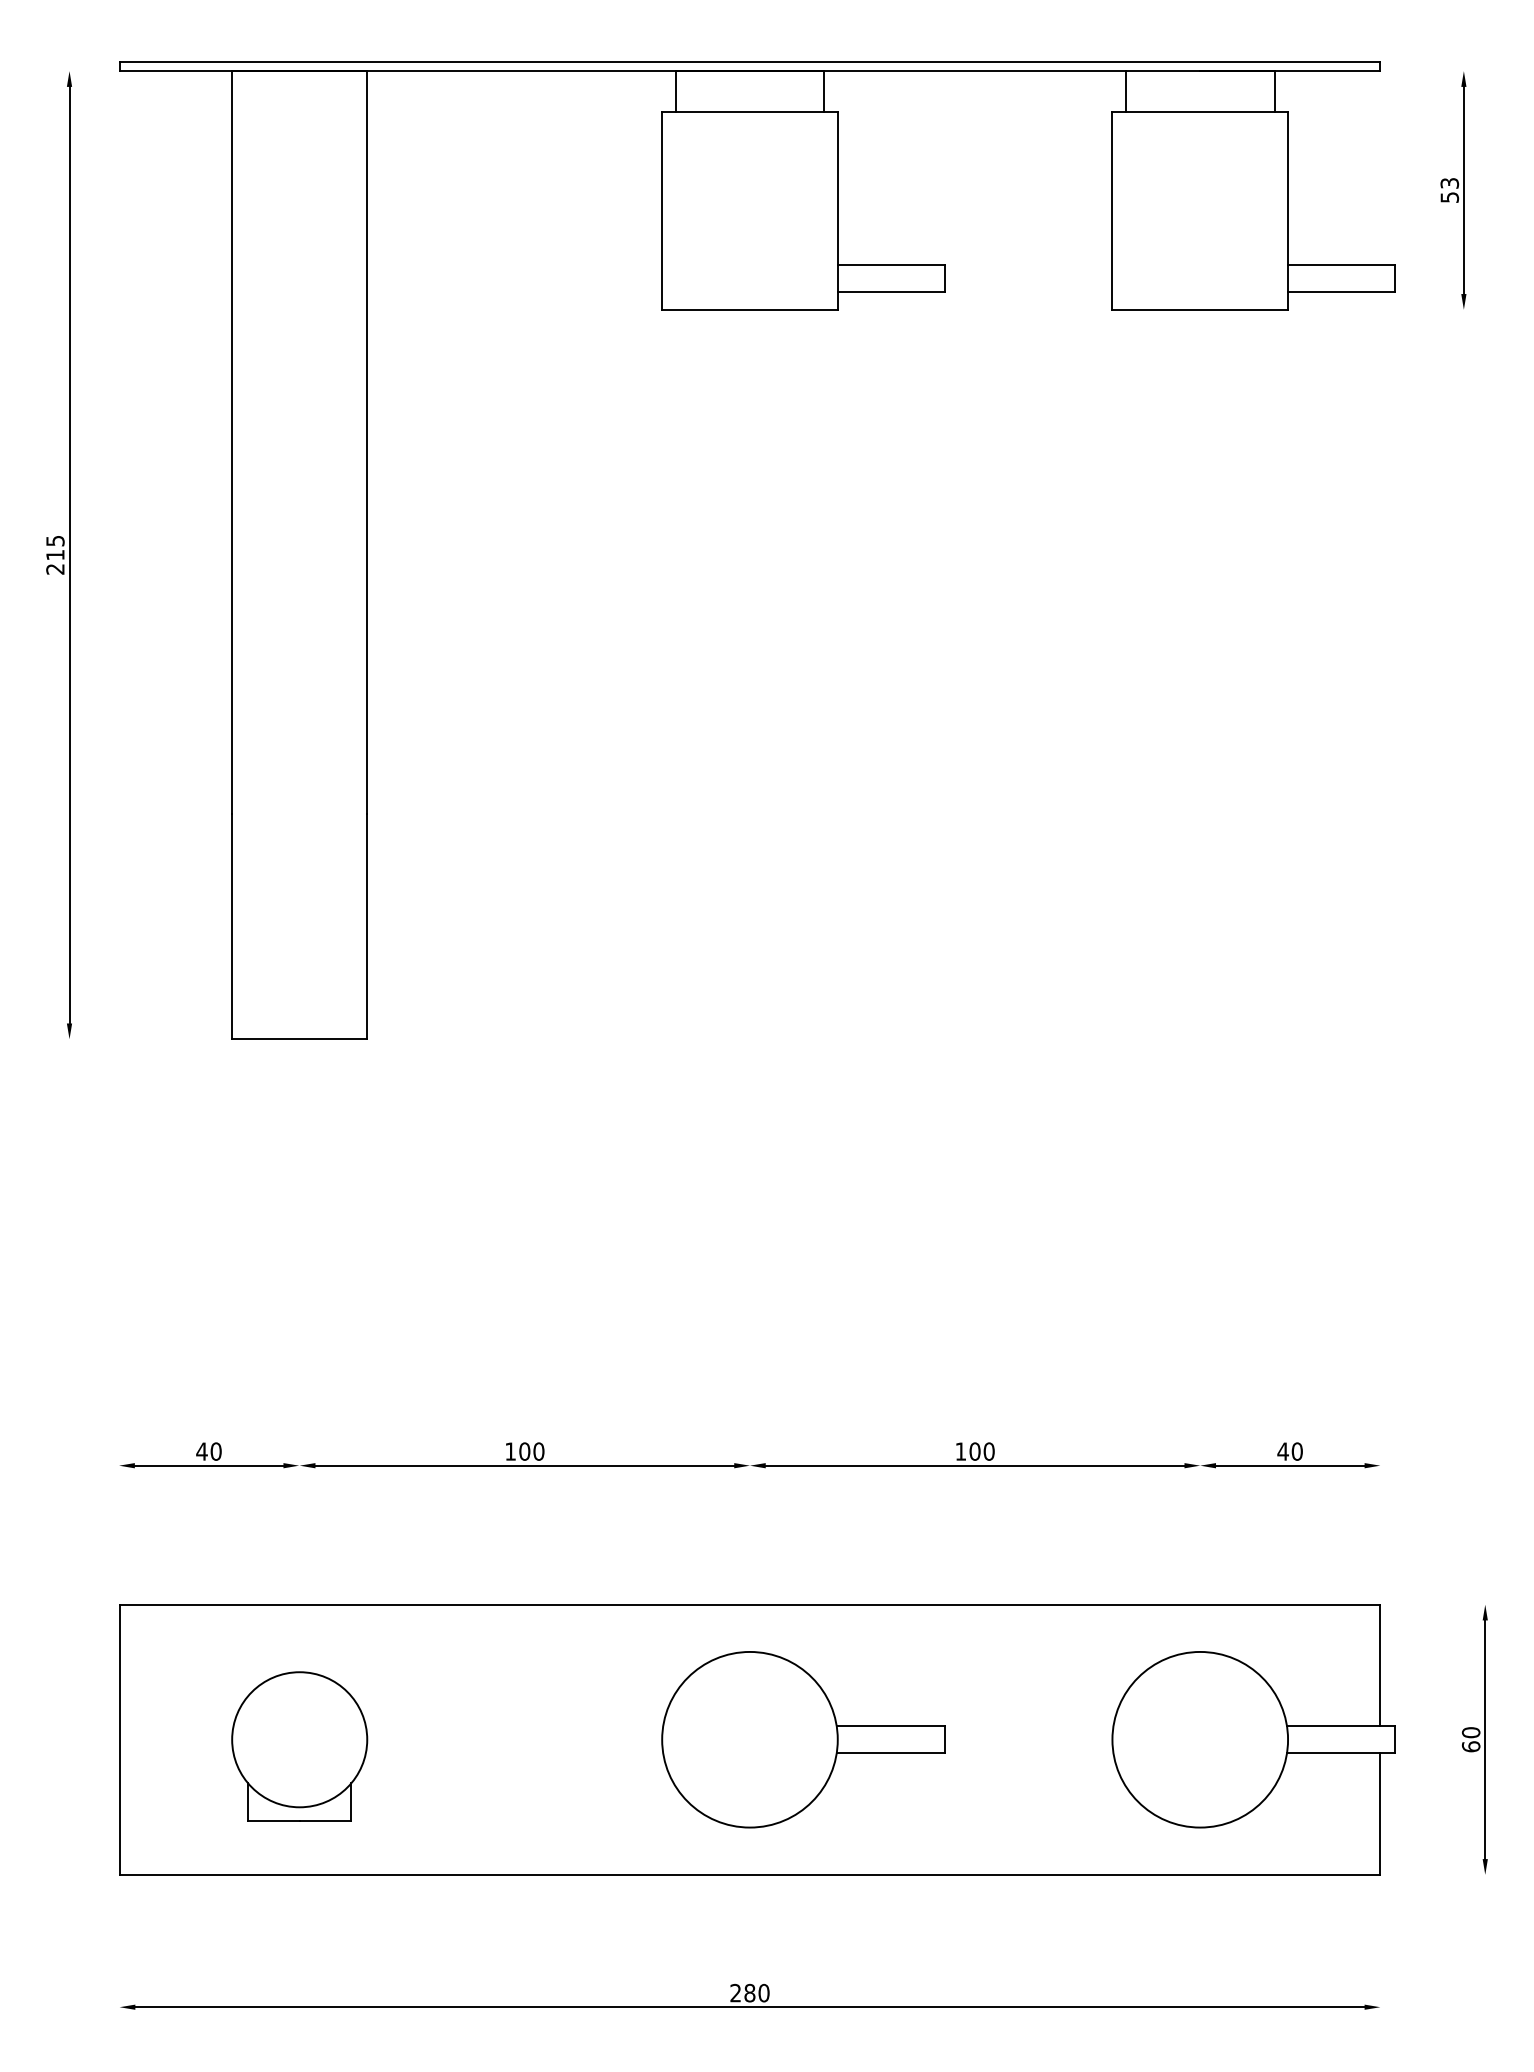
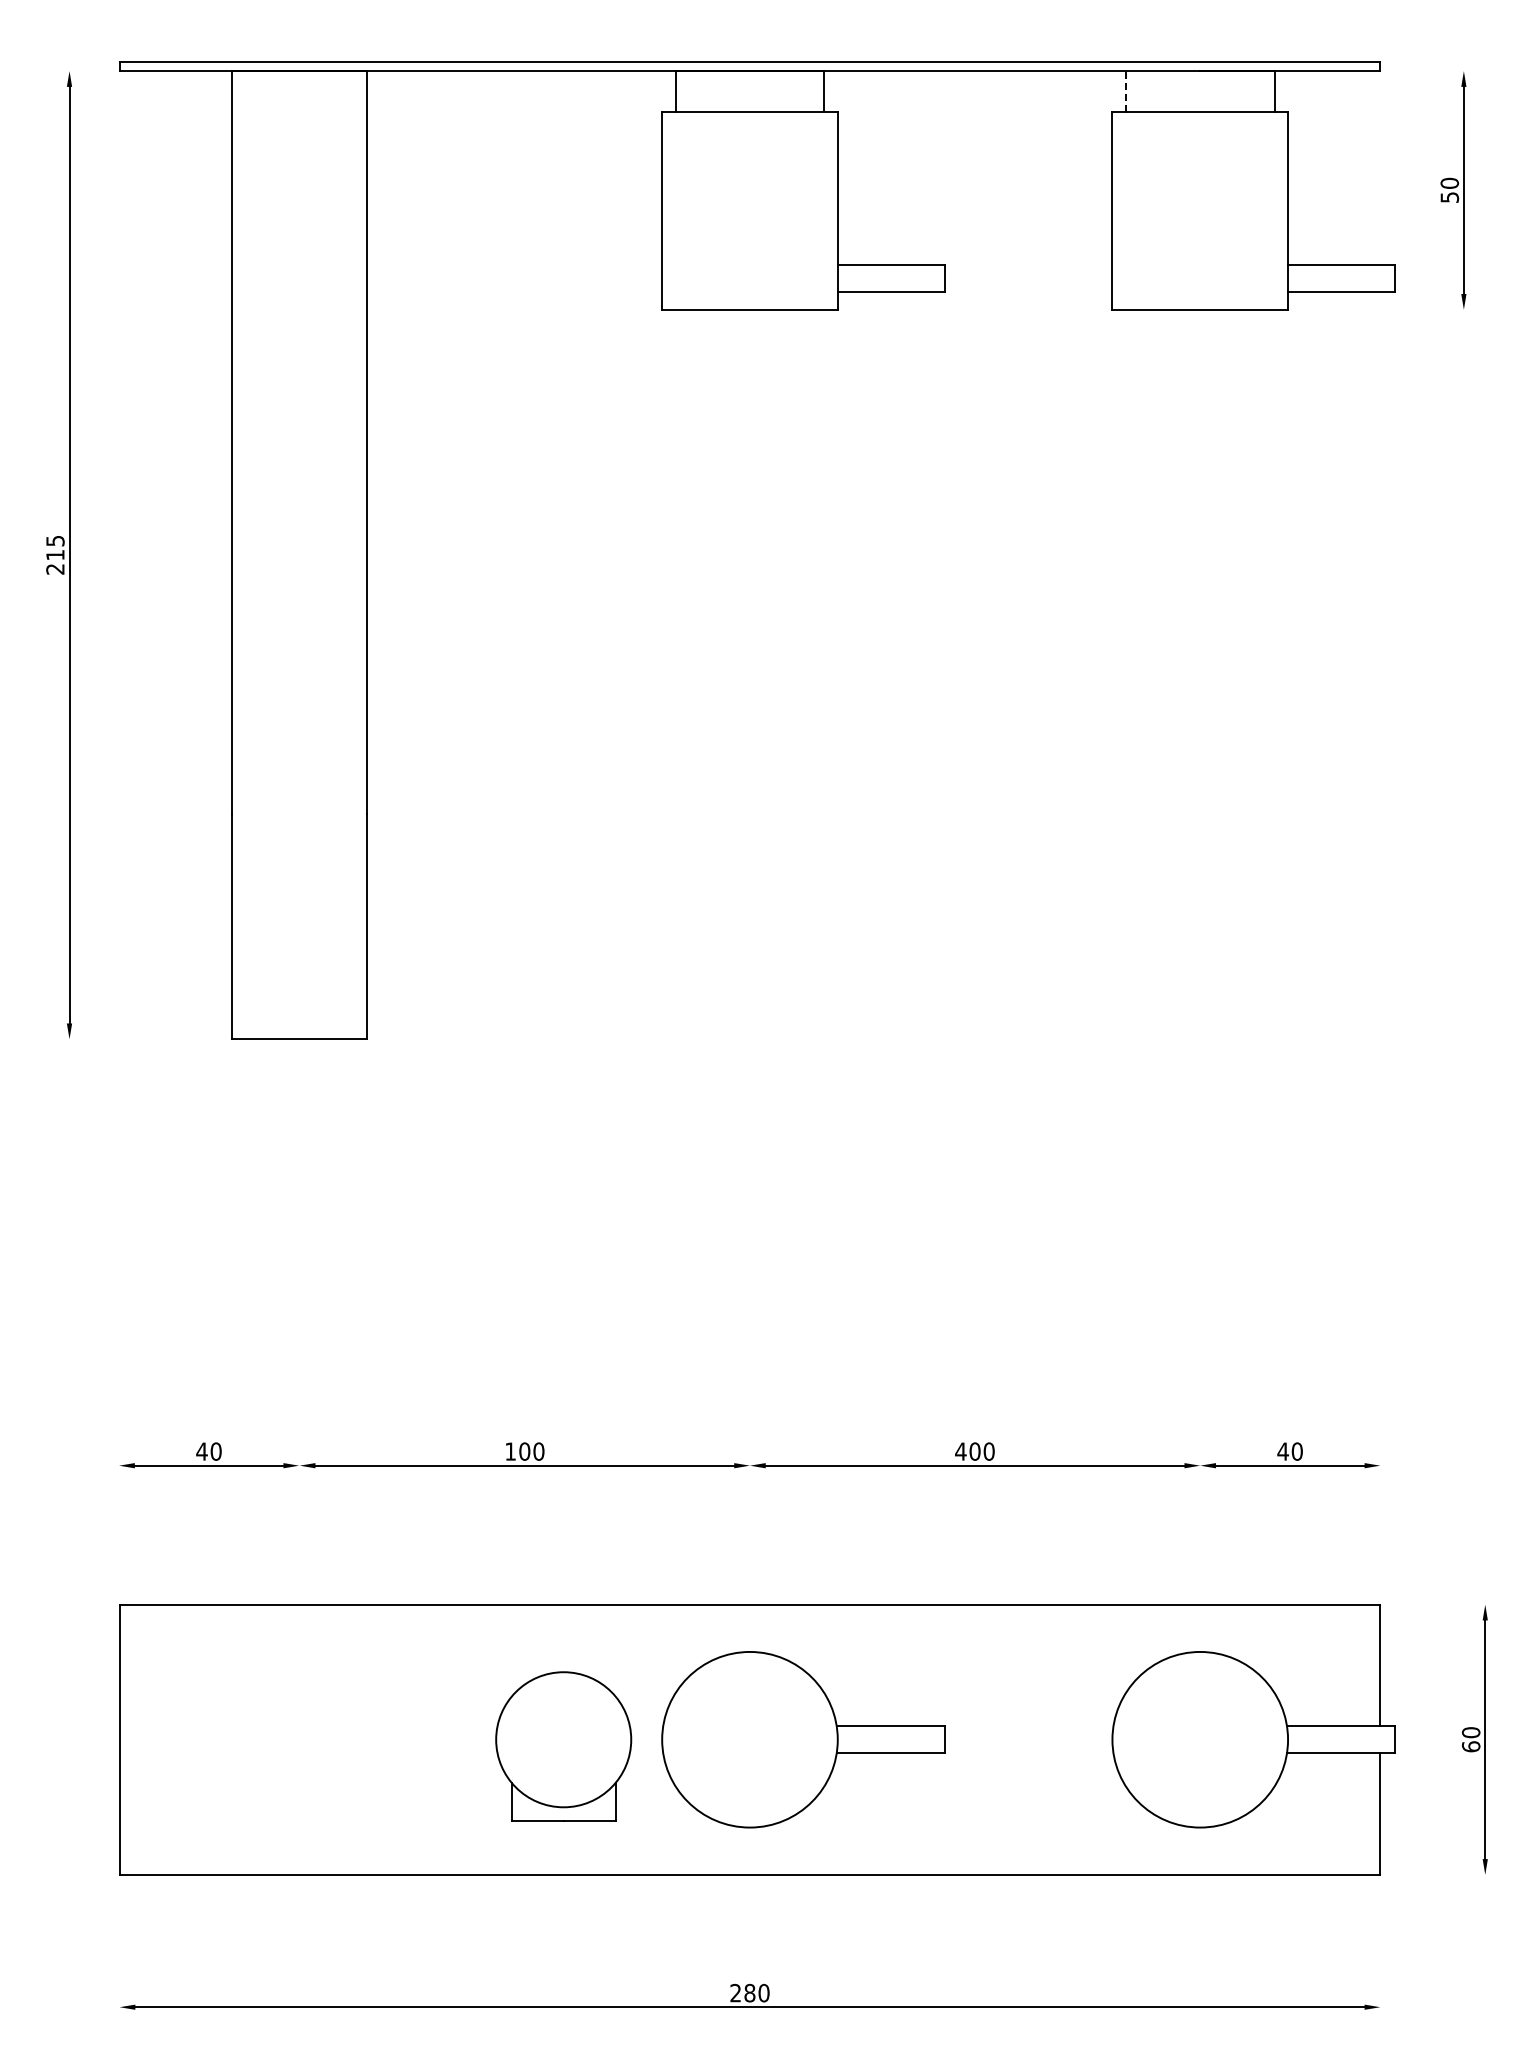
line: solid -> dashed (1125, 90)
text: 53 -> 50 (1449, 182)
text: 100 -> 400 (960, 1451)
part position: (299, 1746) -> (563, 1746) (563, 1746)
